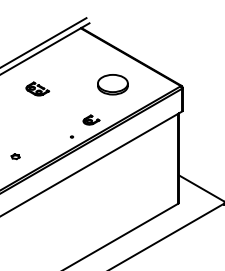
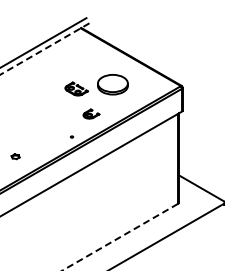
line: solid -> dashed (44, 49)
part position: (37, 88) -> (76, 88) (76, 88)
part position: (91, 119) -> (91, 113) (91, 113)
line: solid -> dashed (119, 237)
